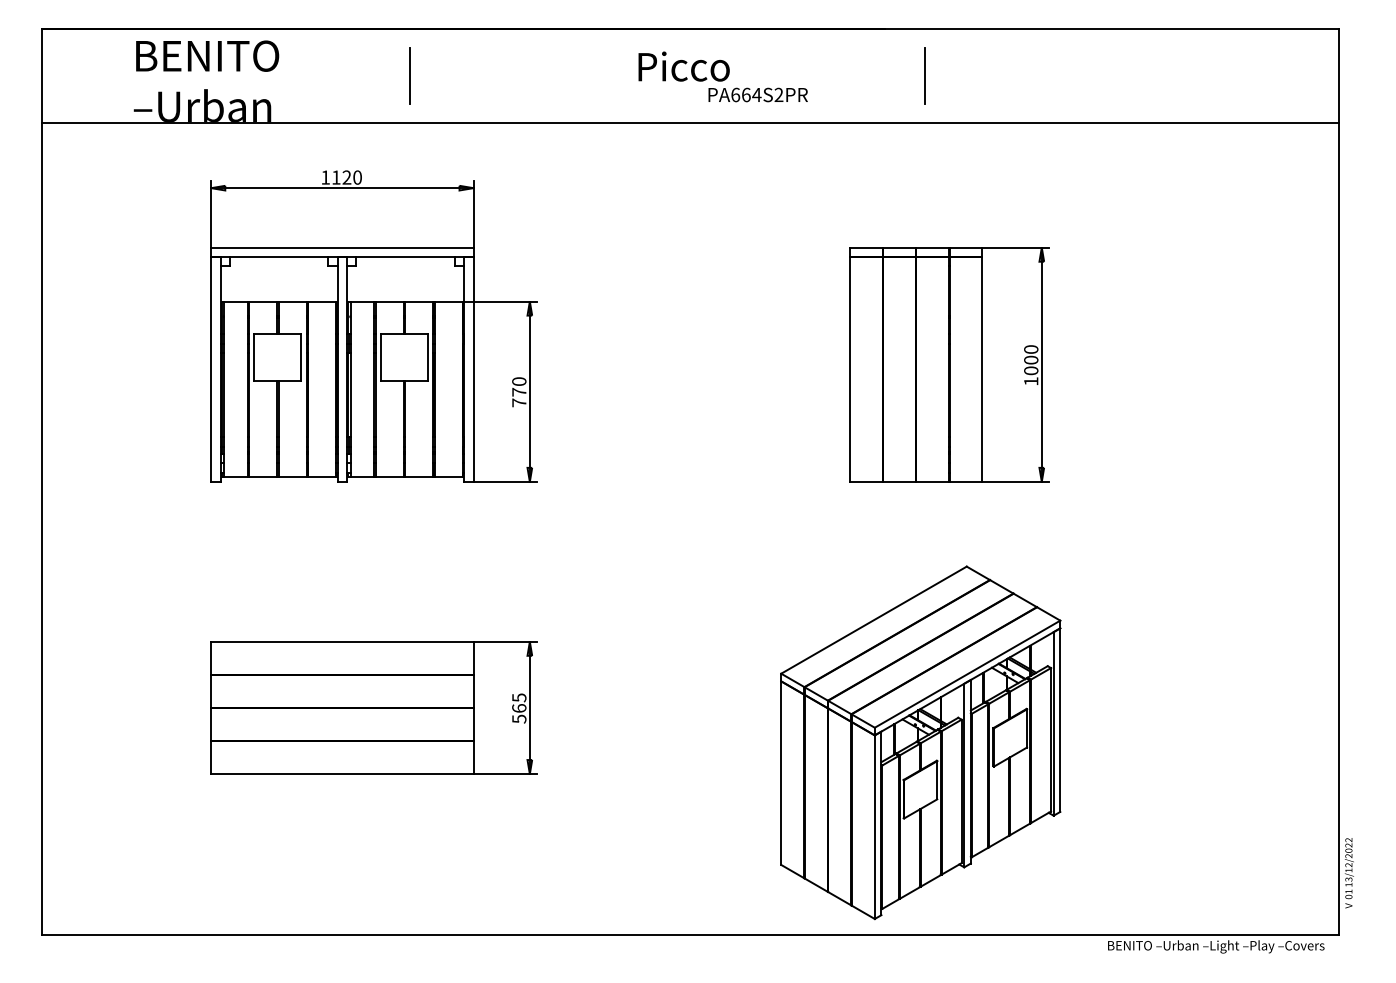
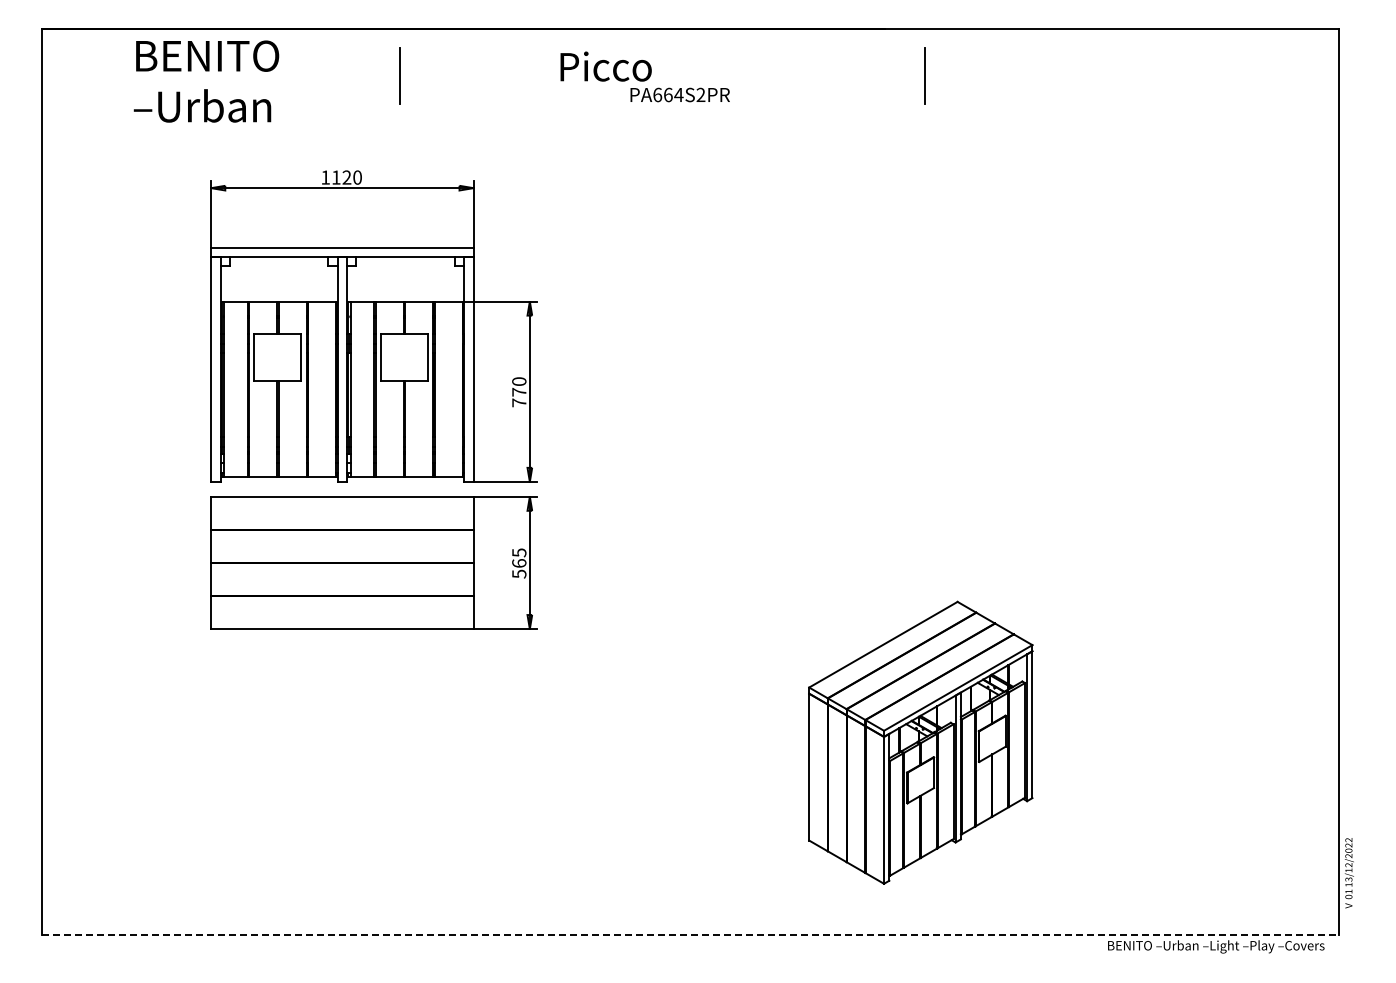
line position: (409, 75) -> (399, 75) (399, 75)
text position: (722, 76) -> (644, 76) (644, 76)
line: present -> none (690, 123)
part: present -> none (949, 364)
part position: (373, 707) -> (373, 562) (373, 562)
part size: 282x356 px -> 226x285 px (920, 742)
line: solid -> dashed (690, 935)
